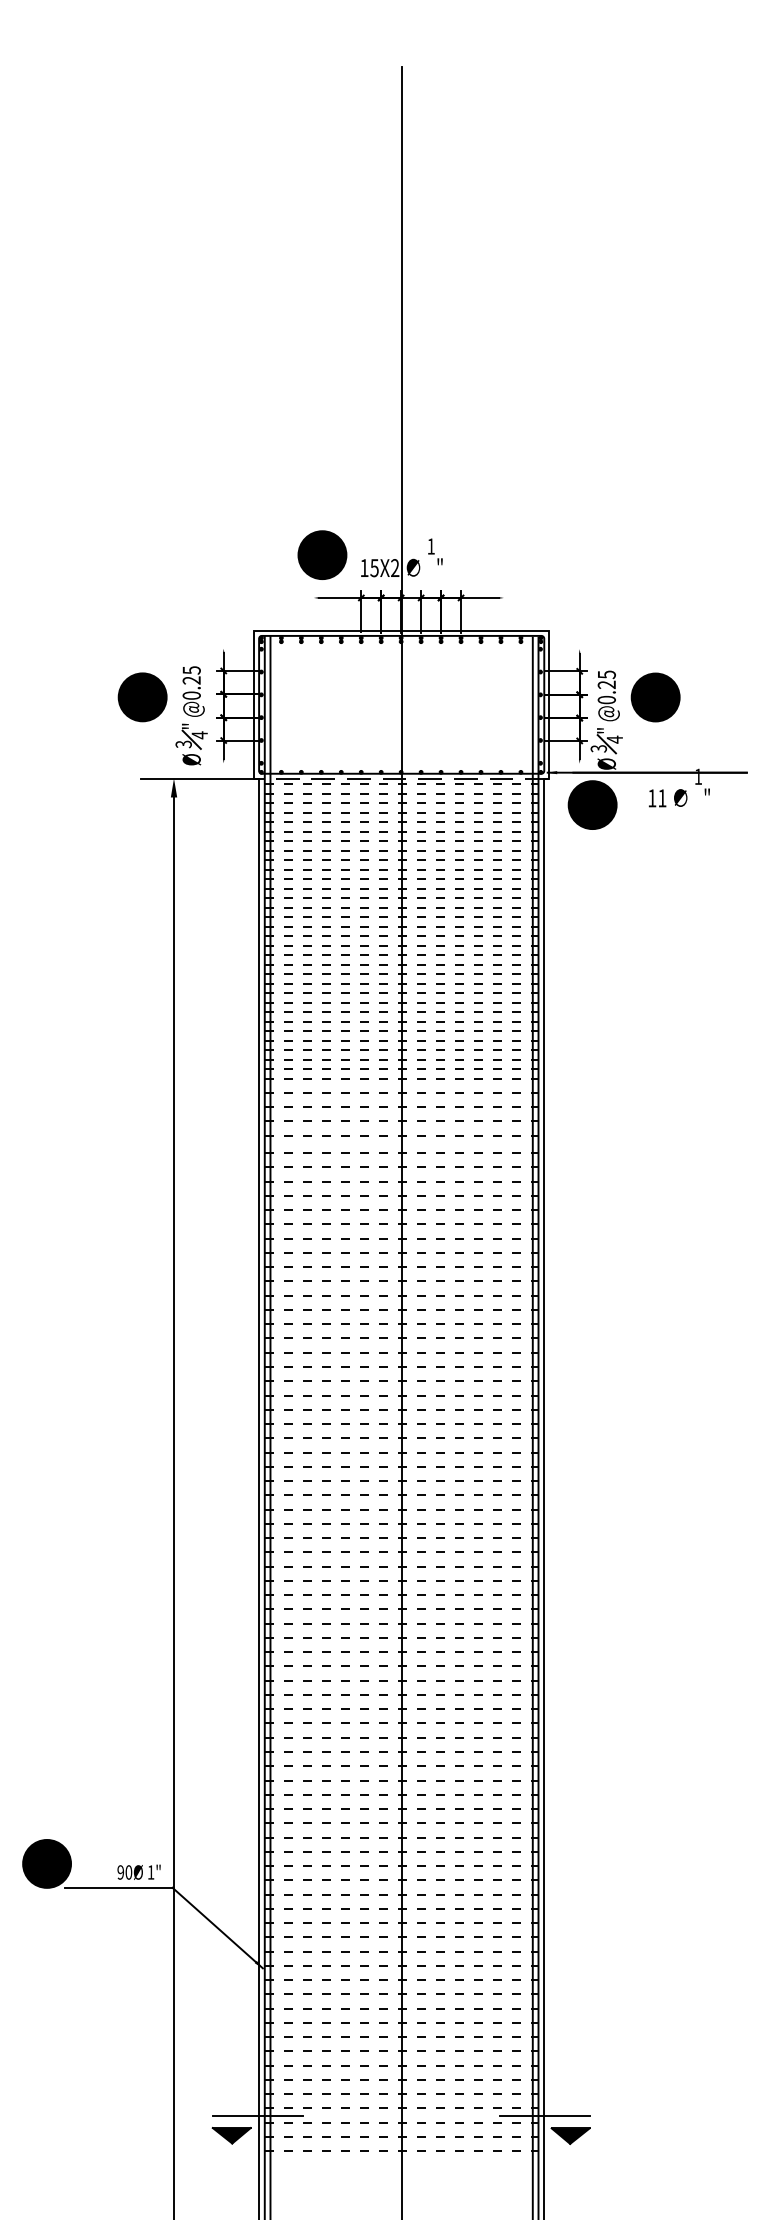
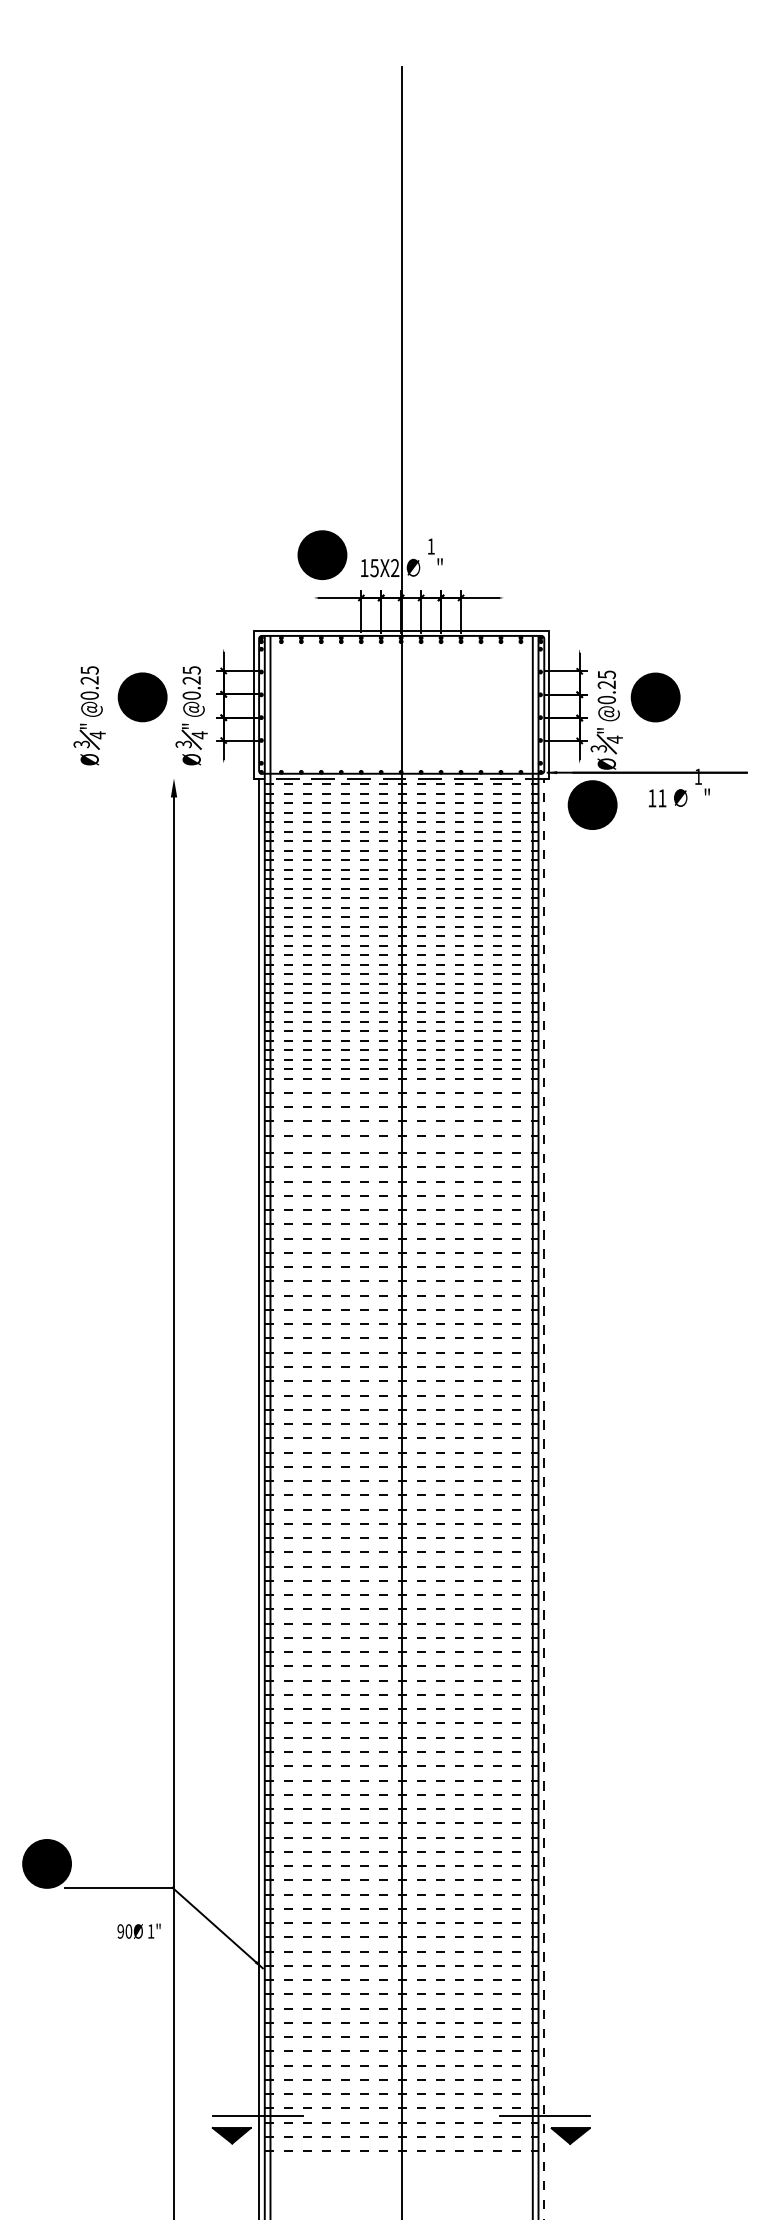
part: none -> present (89, 715)
line: present -> none (197, 778)
line: solid -> dashed (544, 1498)
text position: (138, 1871) -> (138, 1930) (138, 1930)
